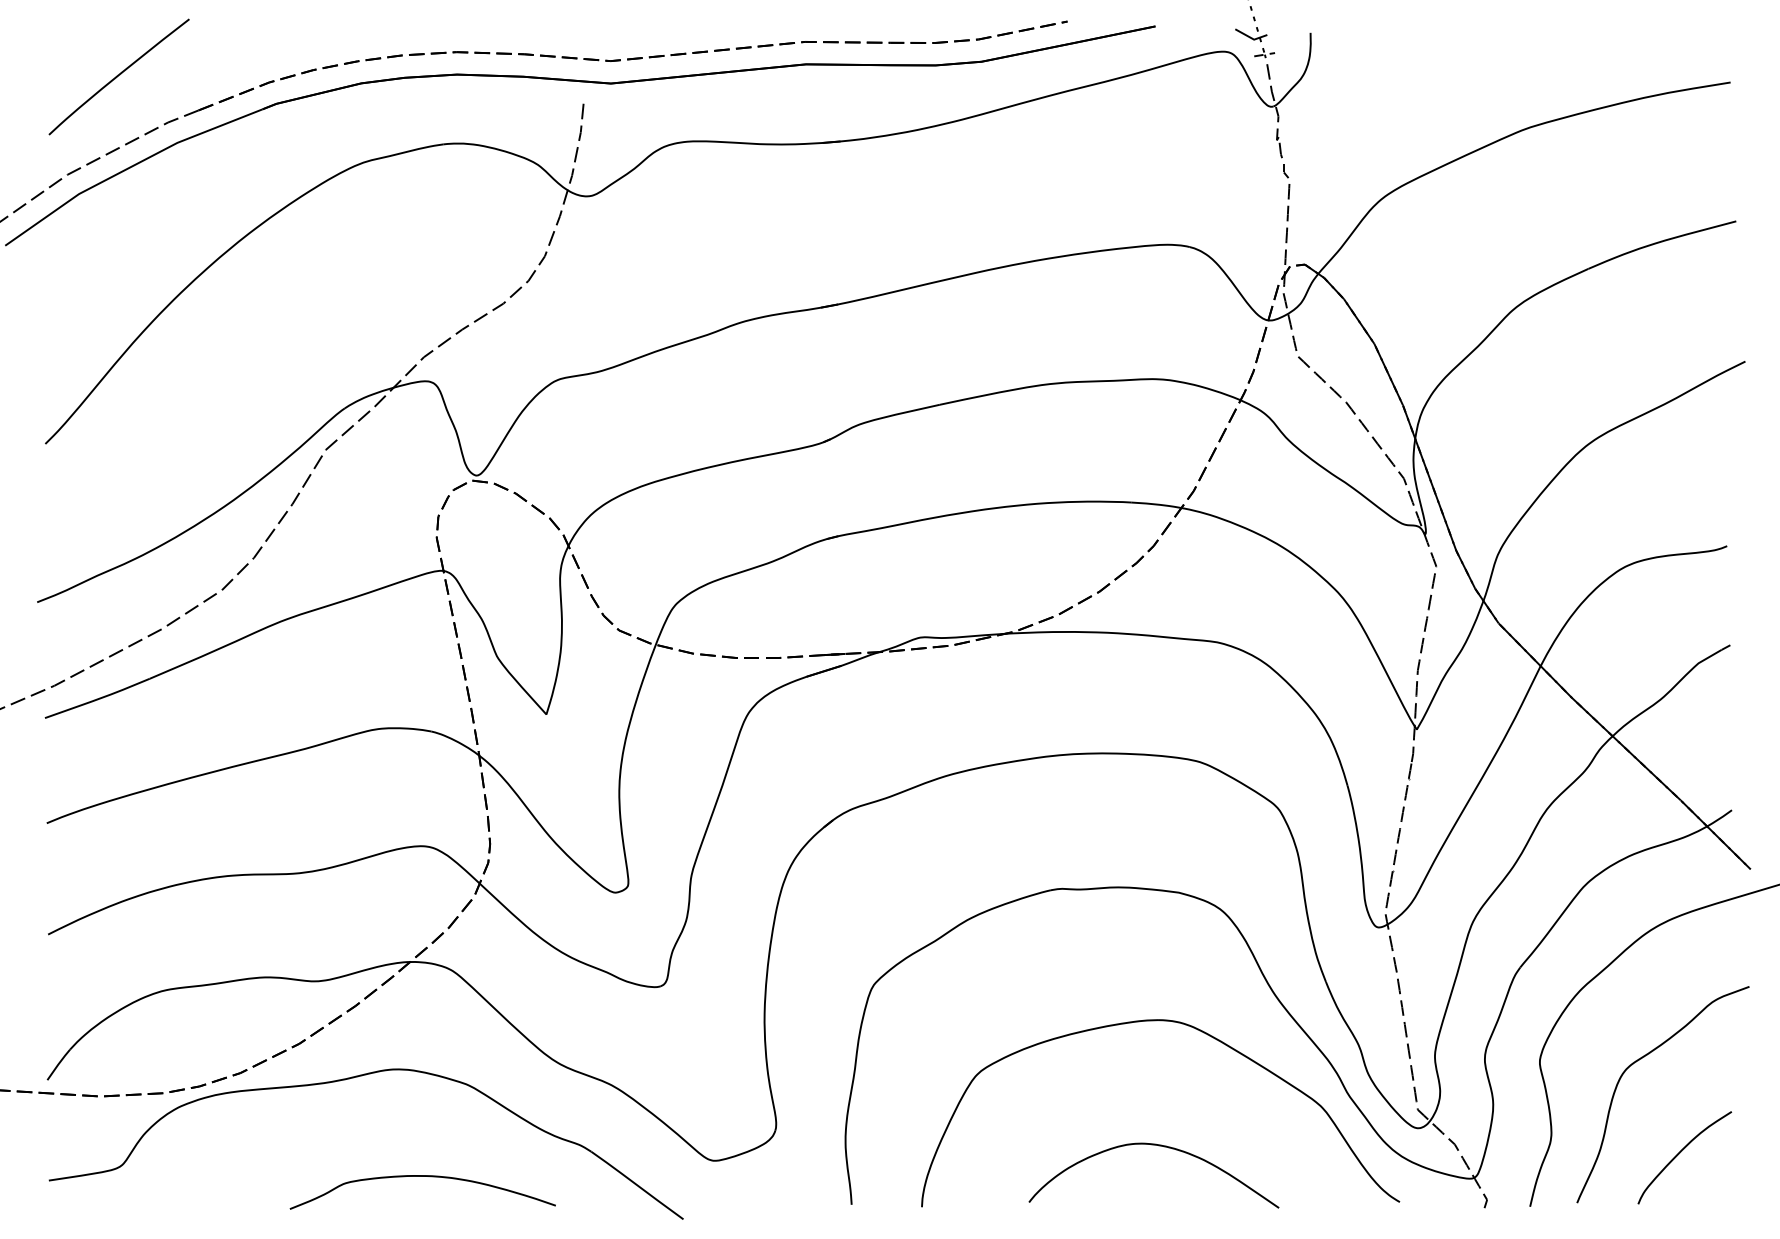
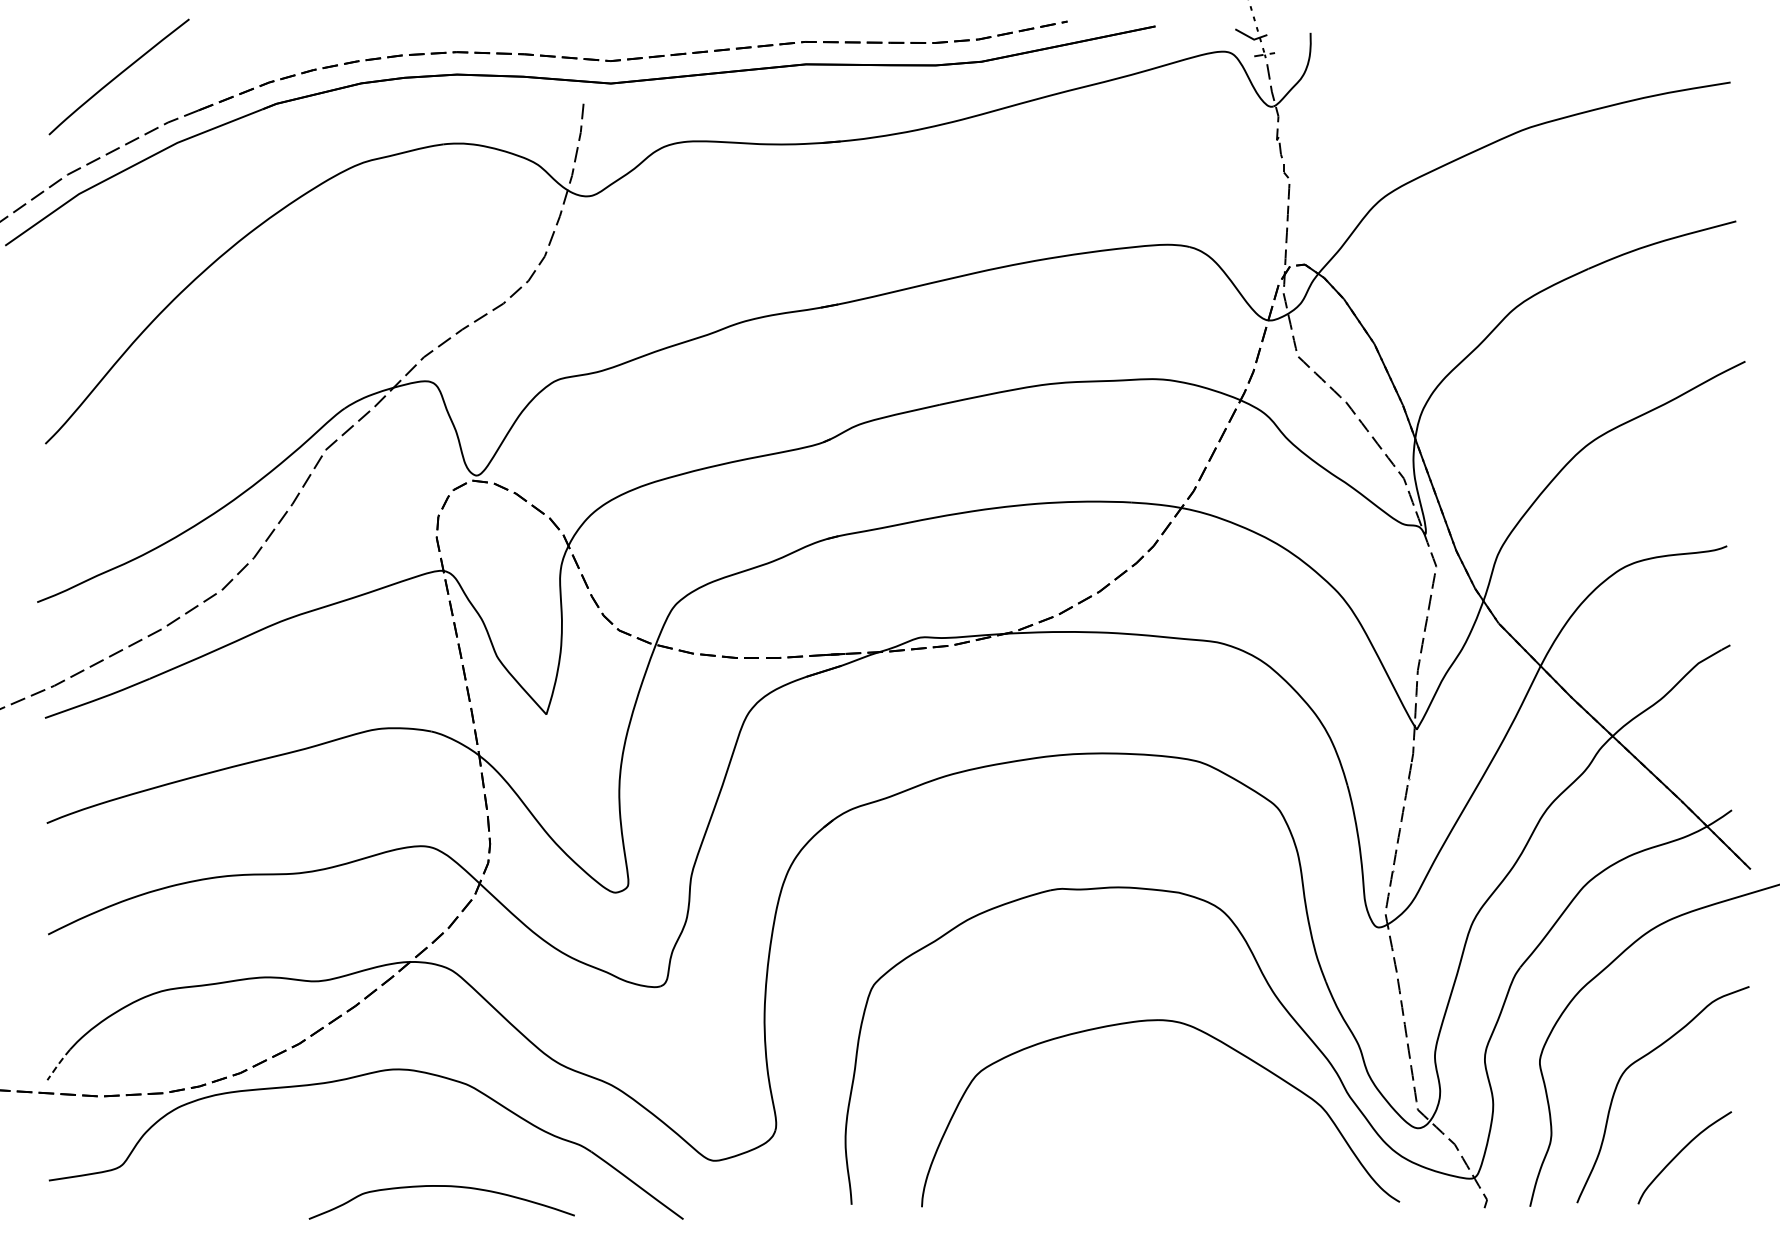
line: solid -> dashed (58, 1063)
curve: present -> none (1158, 1146)
curve position: (422, 1176) -> (441, 1186) (441, 1186)
